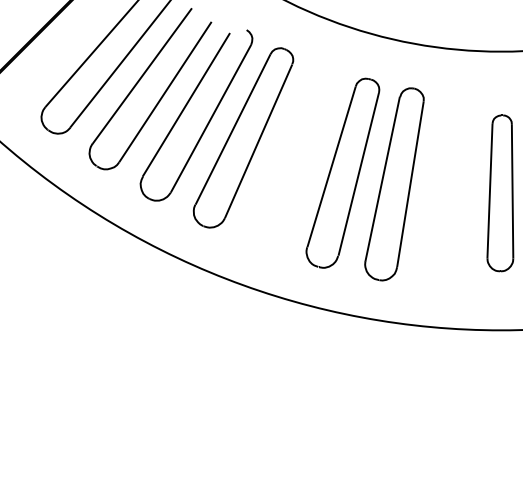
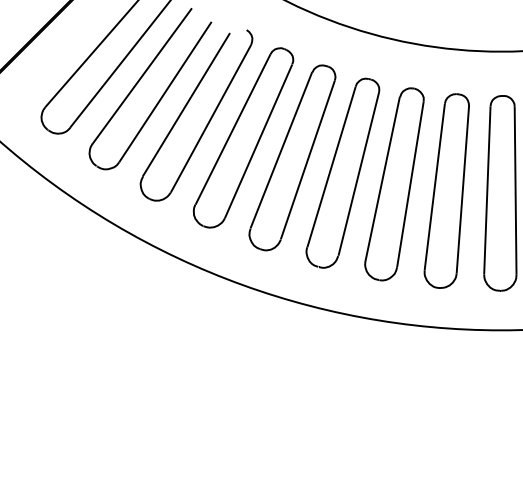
part: none -> present (292, 157)
part: none -> present (446, 190)
part size: 29x159 px -> 35x197 px (500, 193)
